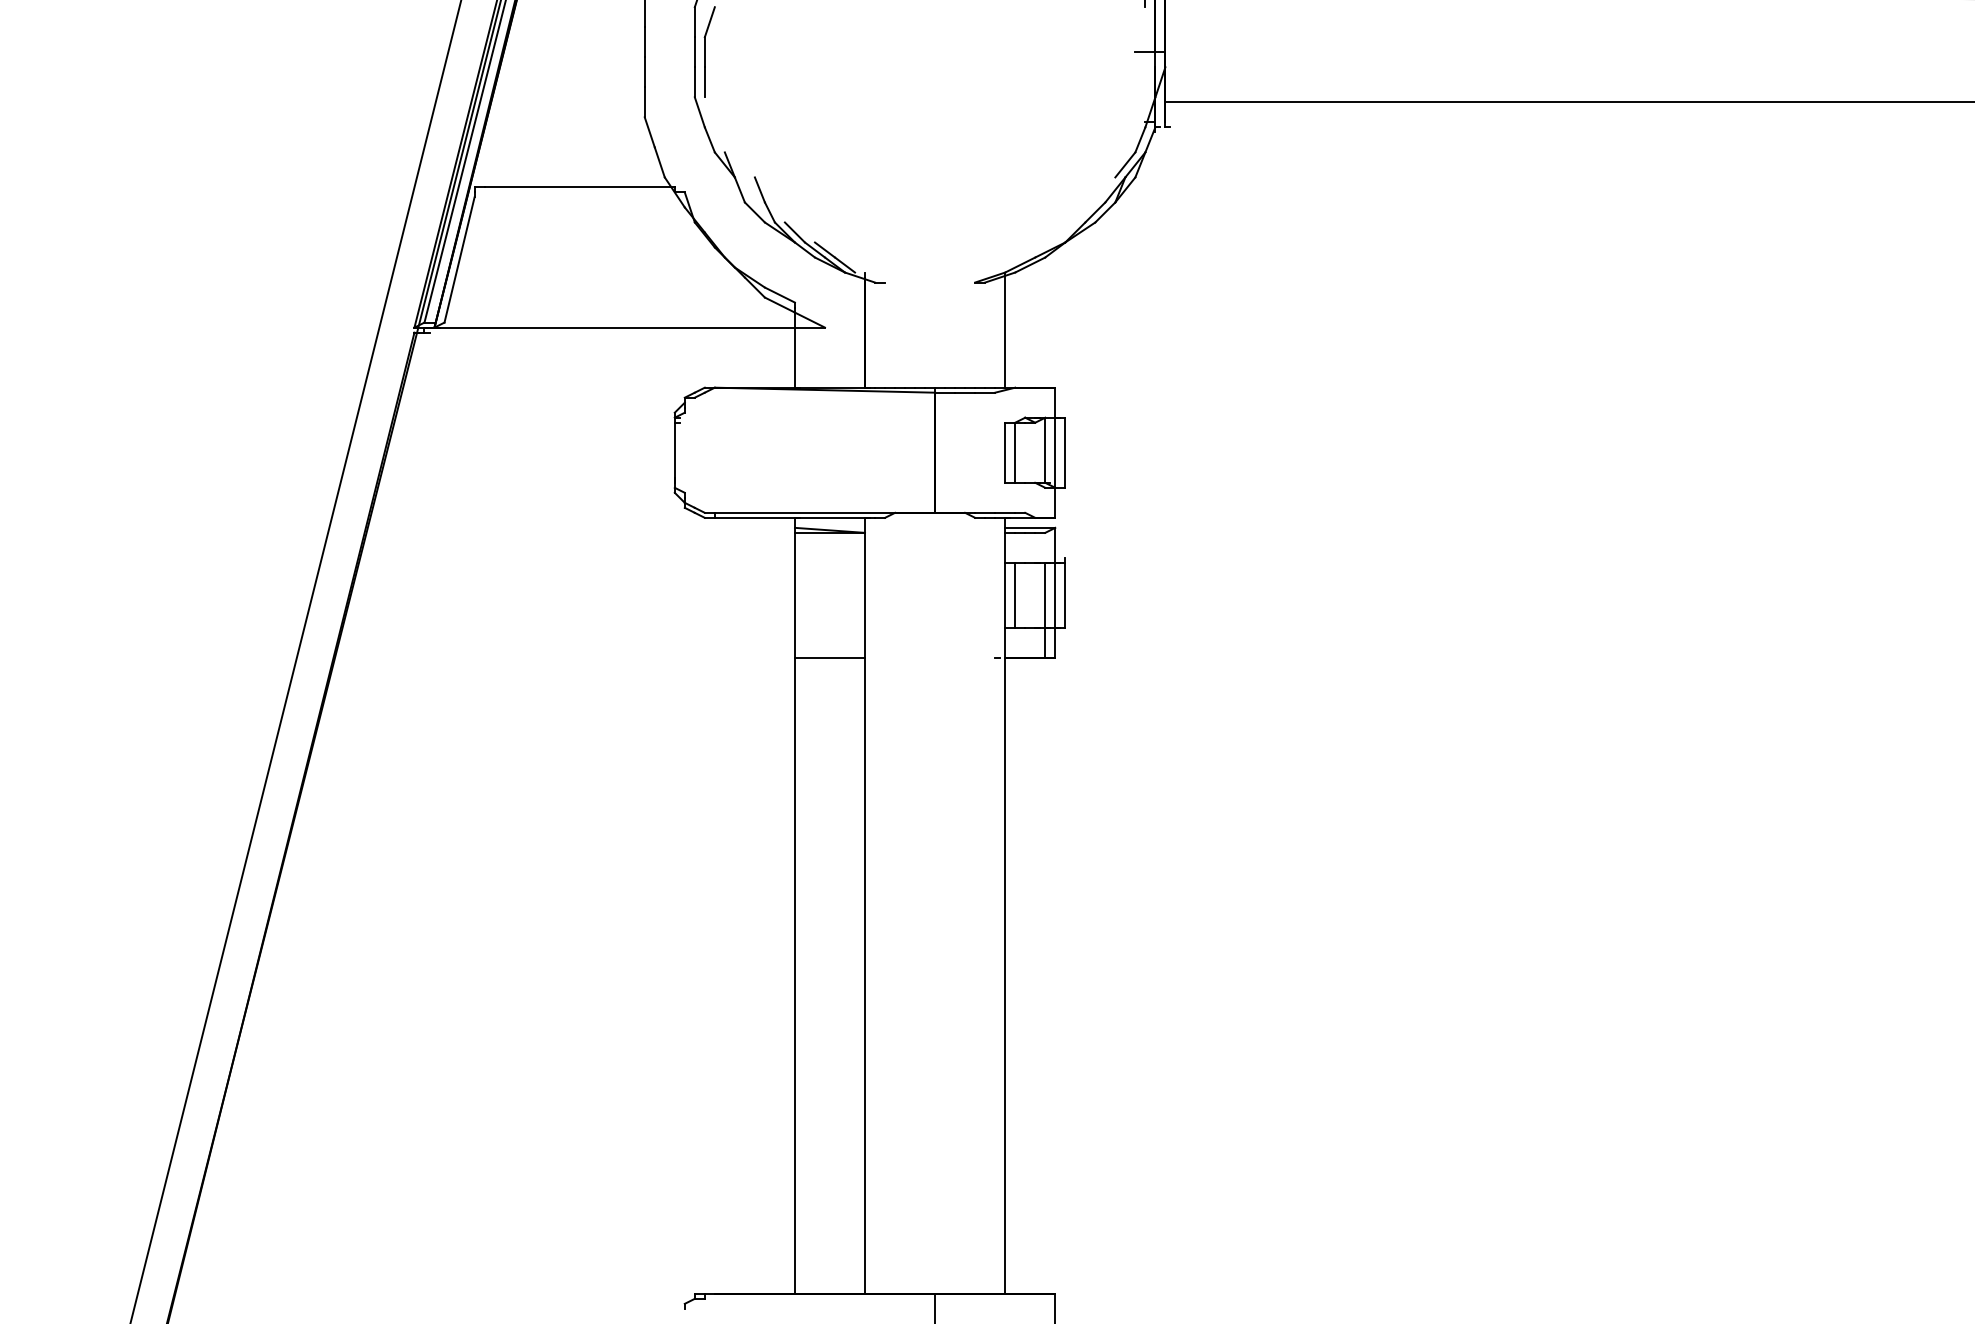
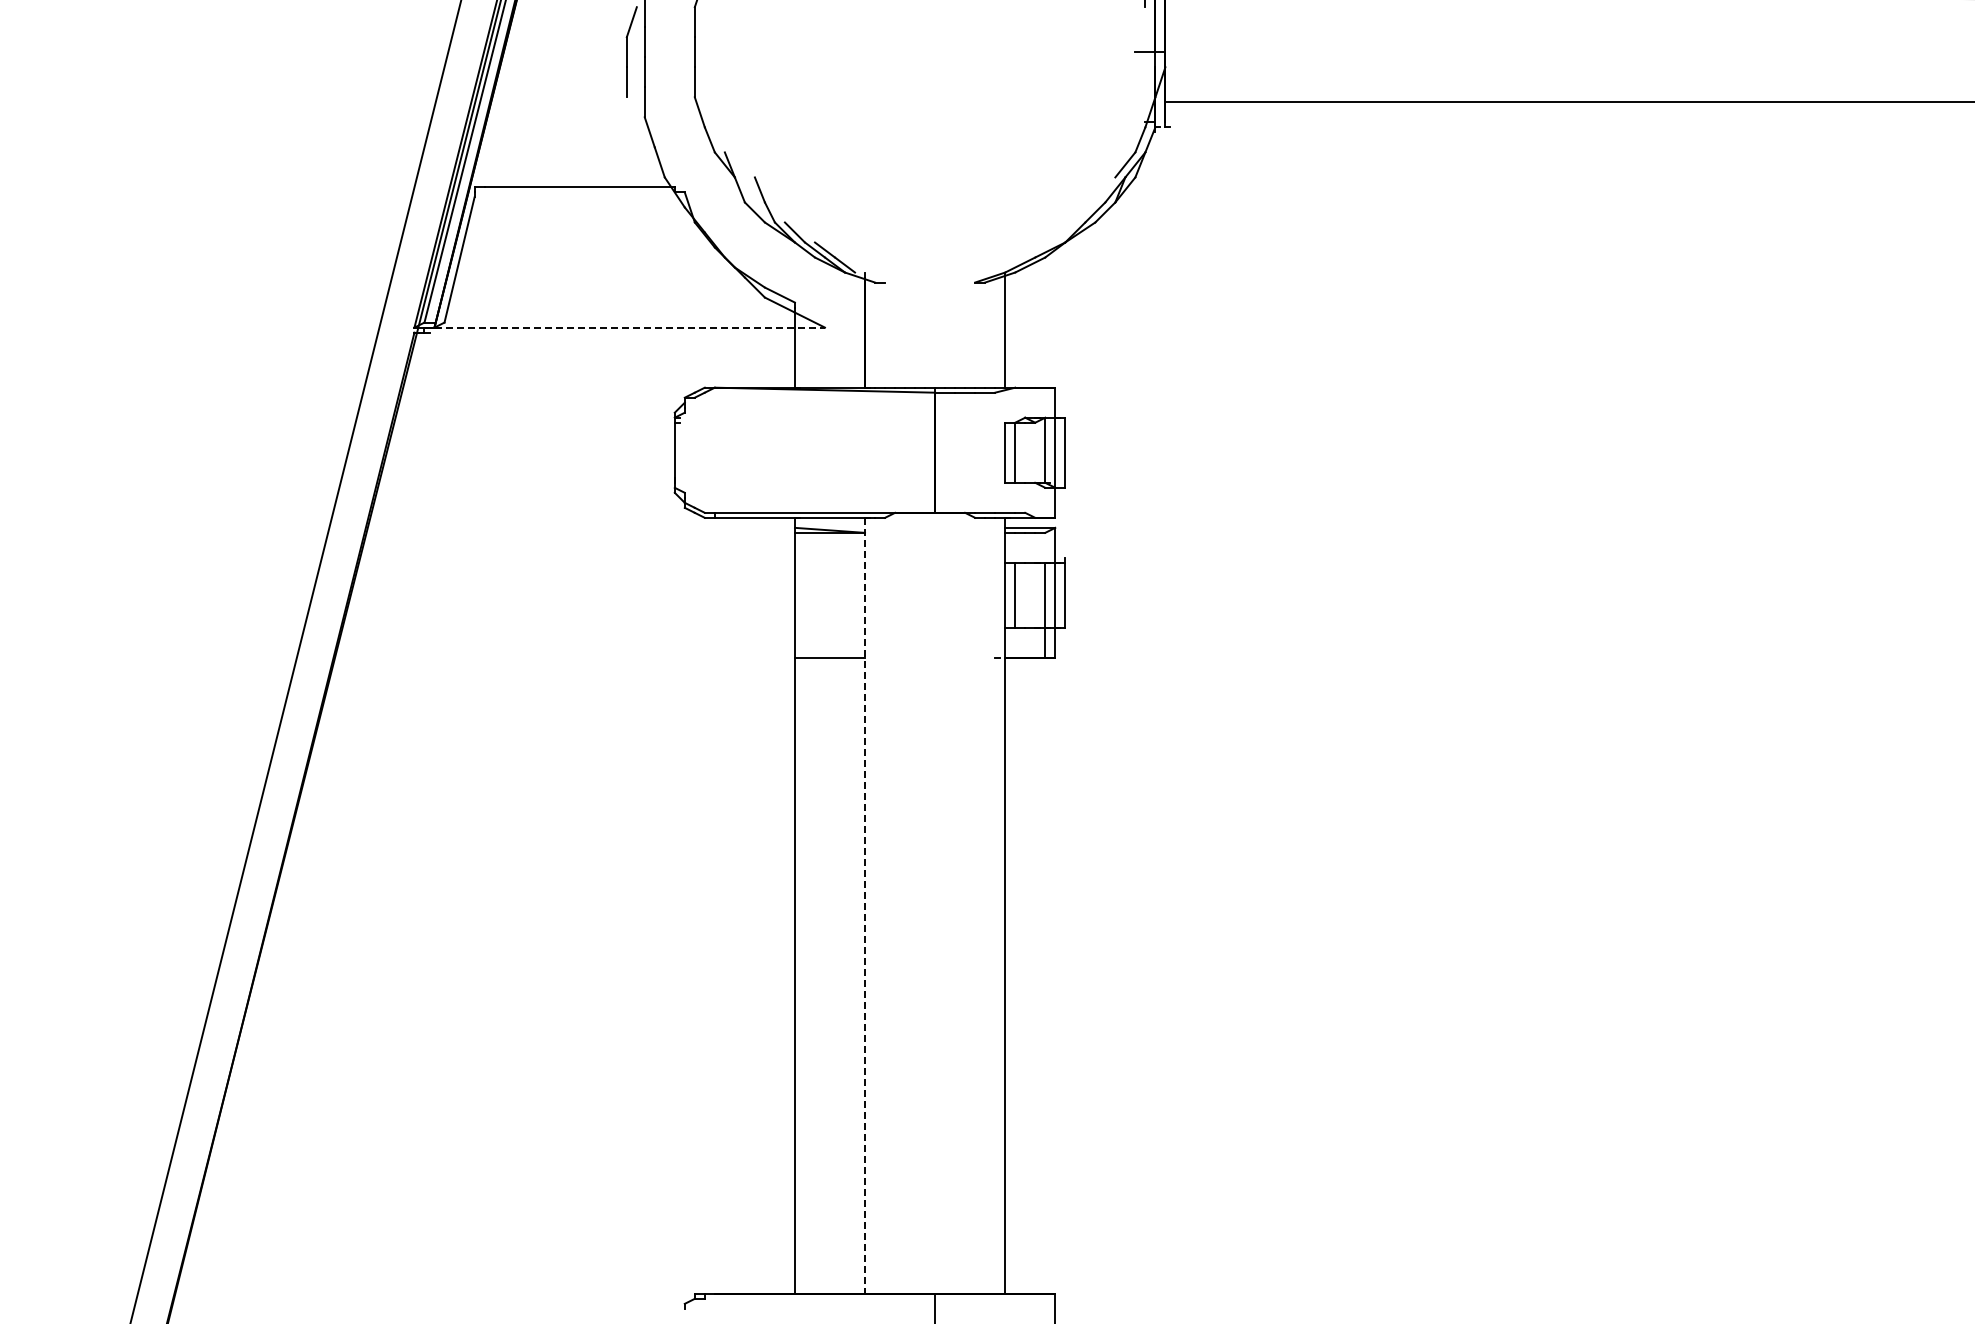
part position: (709, 51) -> (631, 51) (631, 51)
line: solid -> dashed (630, 327)
line: solid -> dashed (865, 905)
